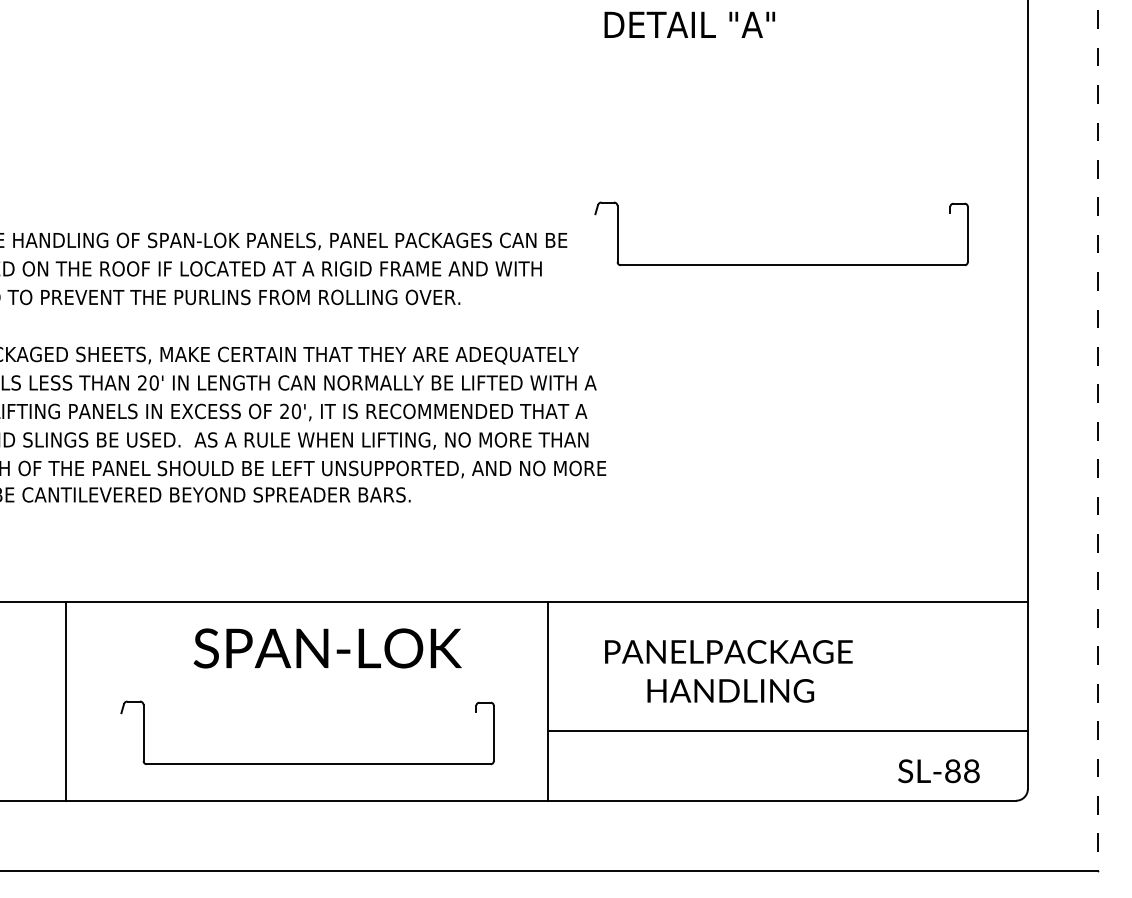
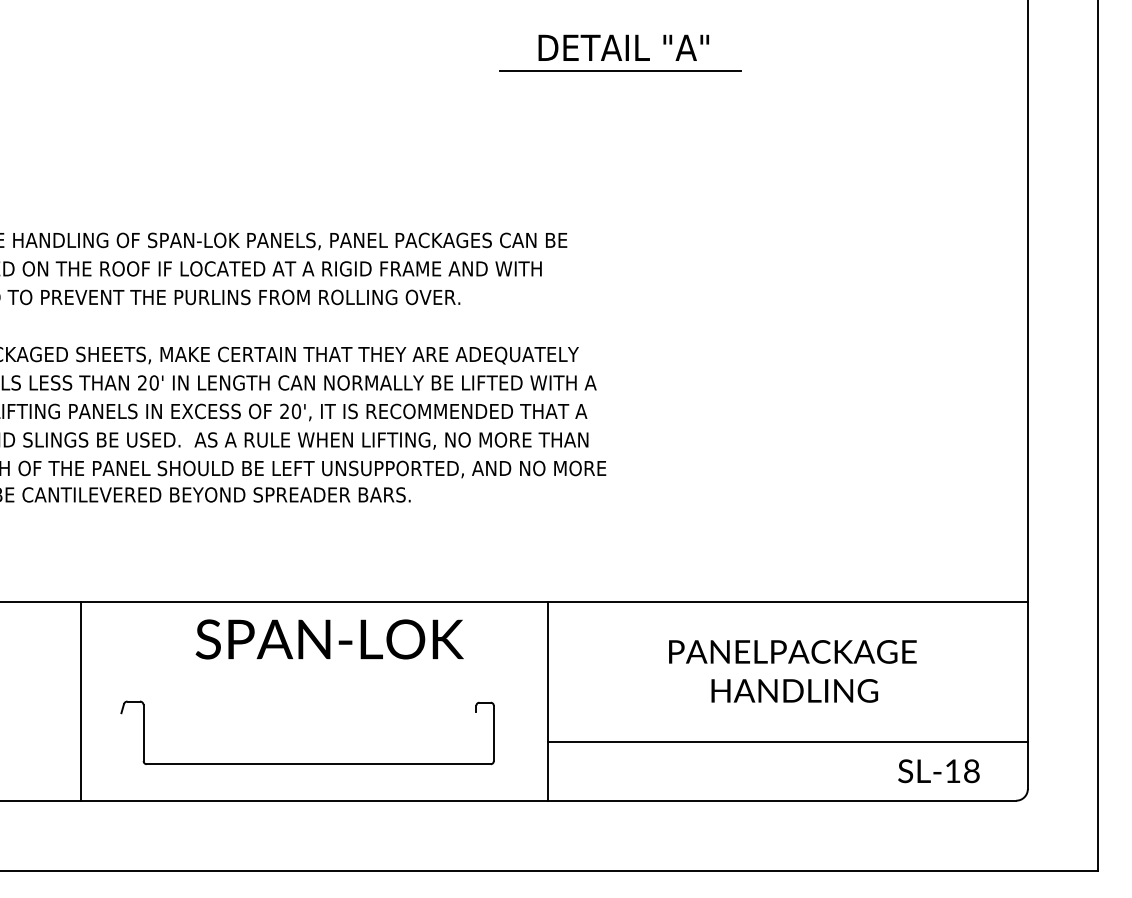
text position: (689, 24) -> (623, 47) (623, 47)
line: none -> present (620, 71)
part: present -> none (781, 264)
line: dashed -> solid (1098, 435)
text position: (327, 648) -> (329, 639) (329, 639)
text position: (728, 671) -> (792, 671) (792, 671)
line position: (65, 700) -> (80, 700) (80, 700)
line position: (787, 731) -> (787, 742) (787, 742)
text: SL-88 -> SL-18 (952, 771)
